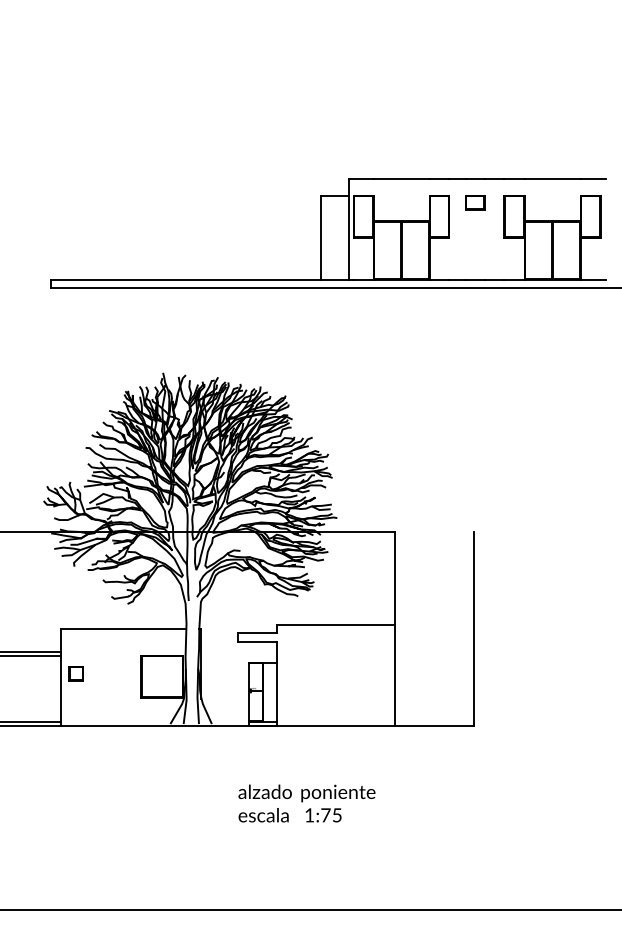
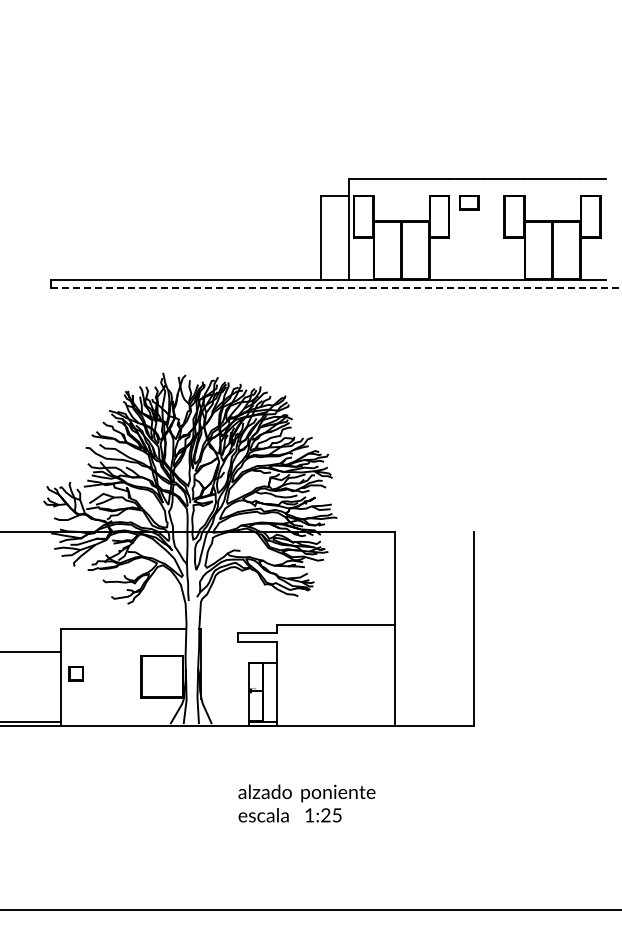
part position: (475, 202) -> (469, 202) (469, 202)
line: solid -> dashed (336, 288)
line: present -> none (31, 655)
text: 1:75 -> 1:25 (325, 815)
